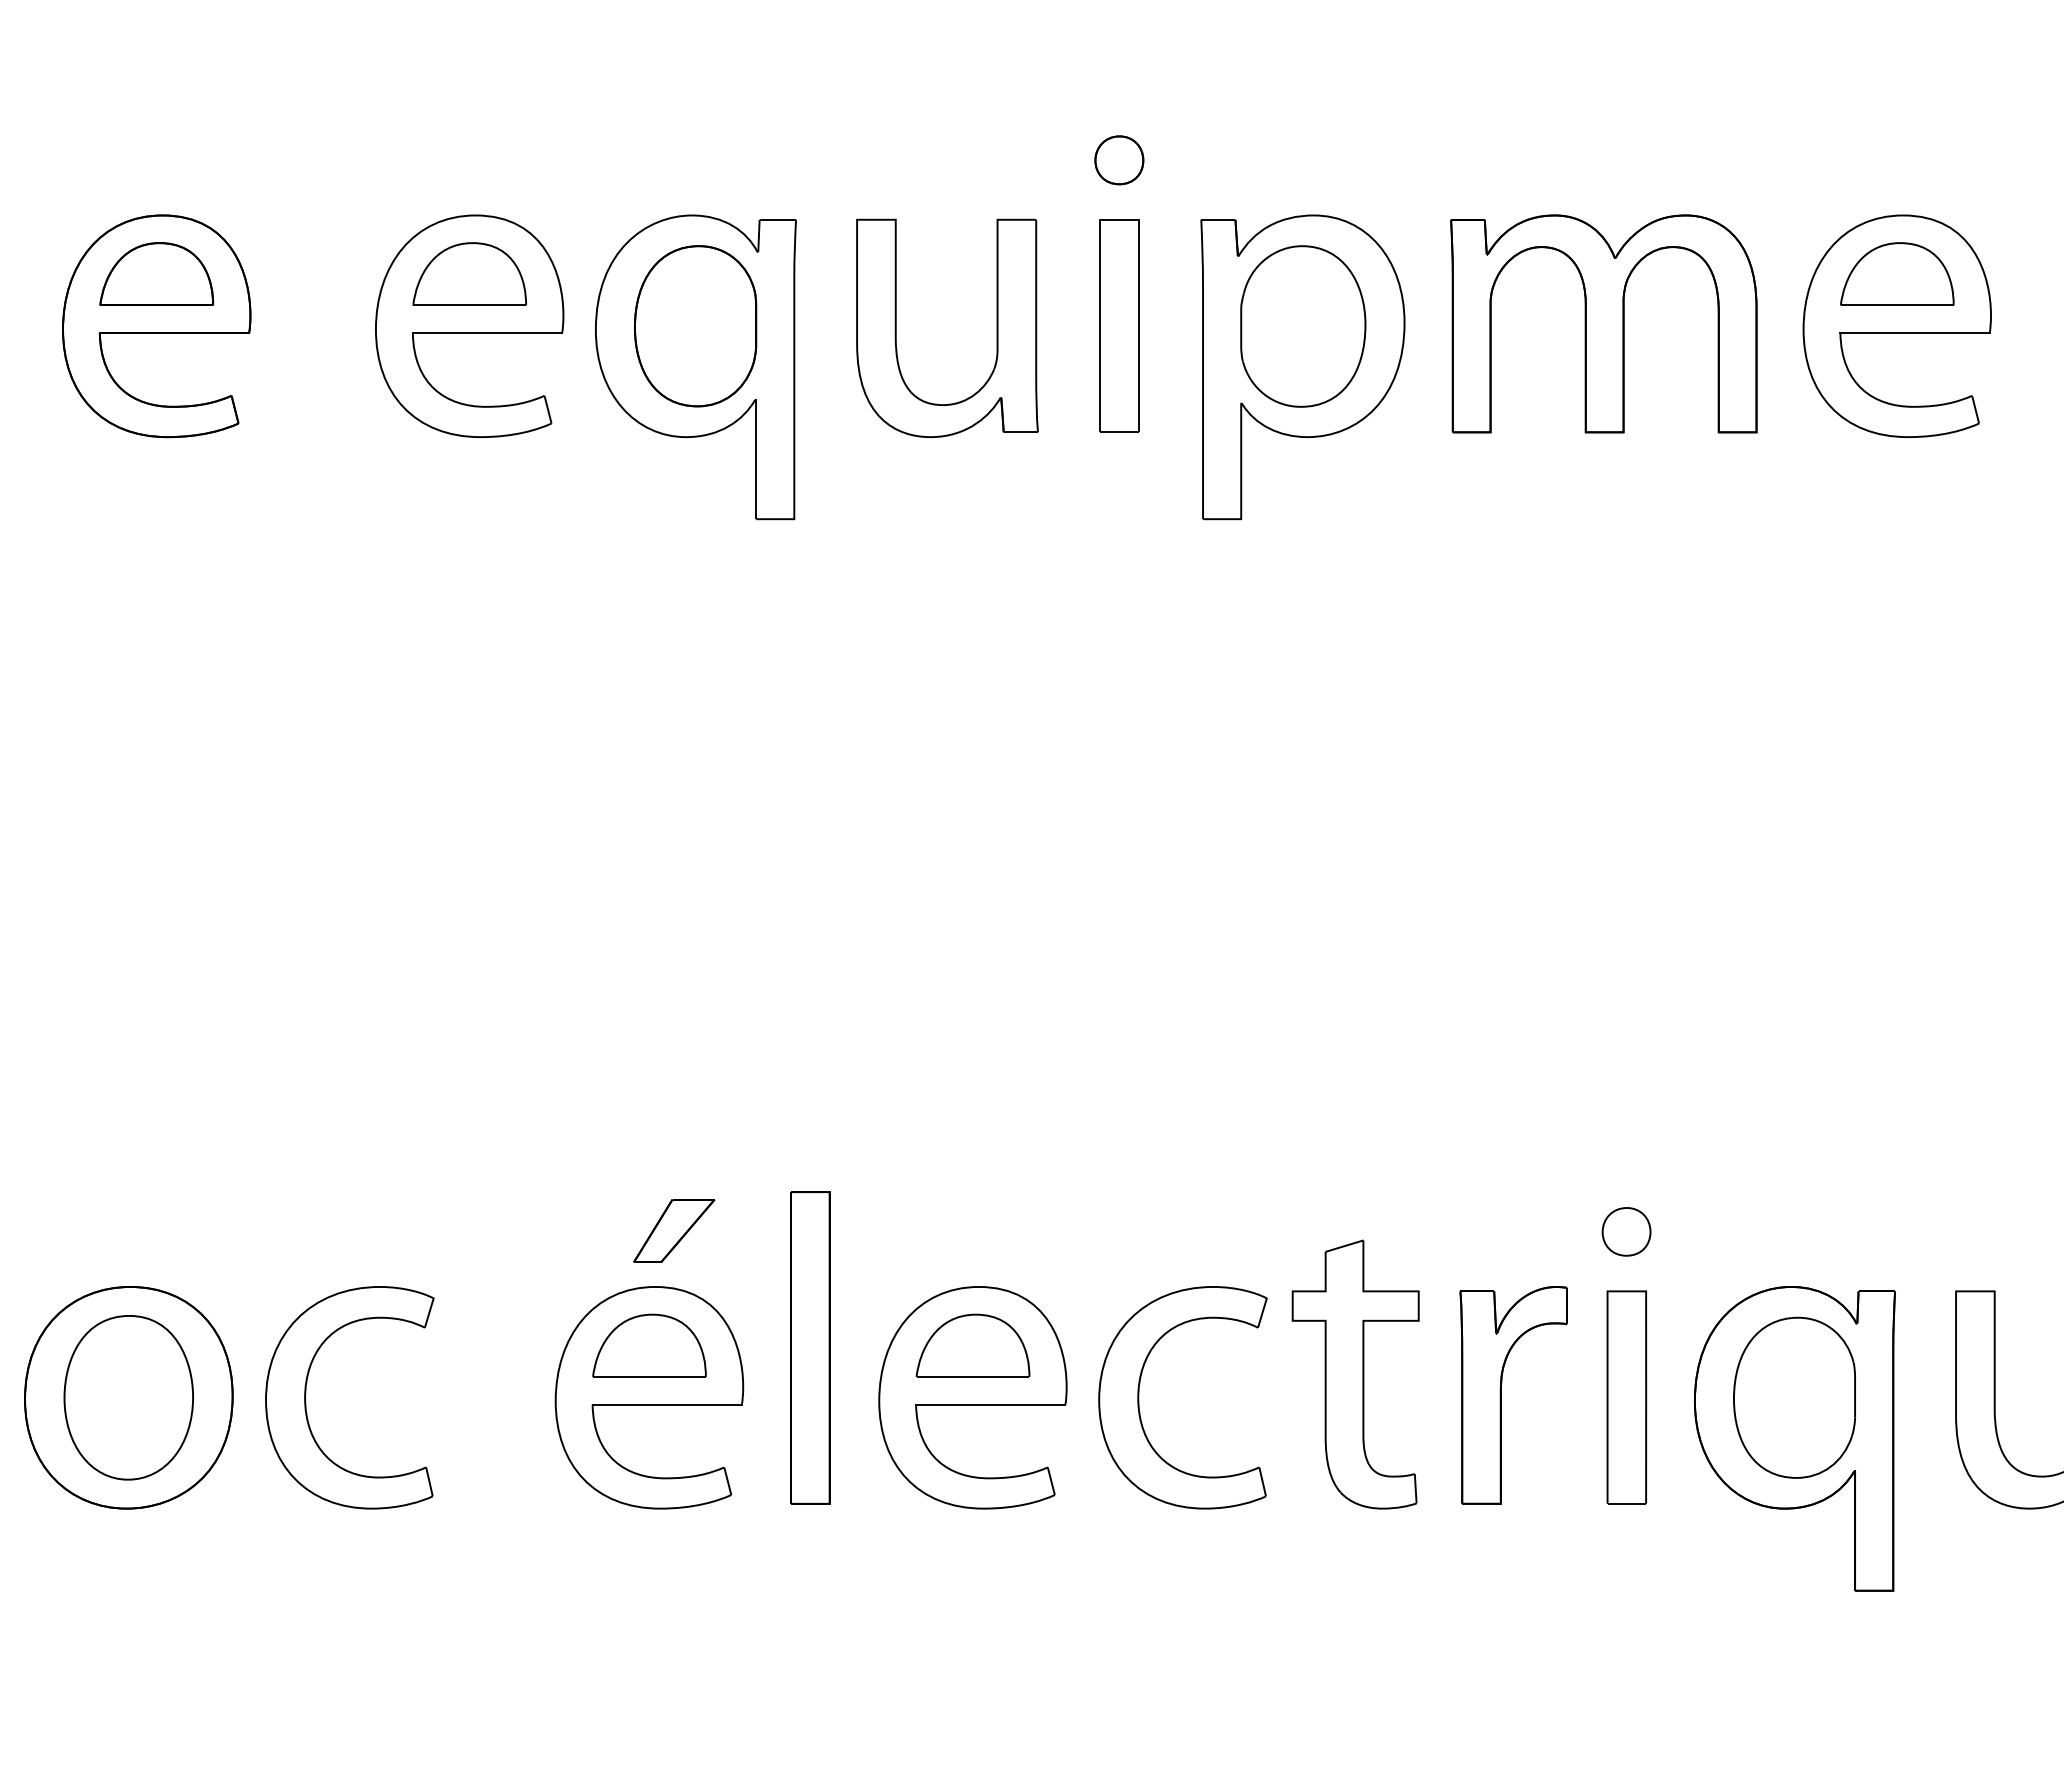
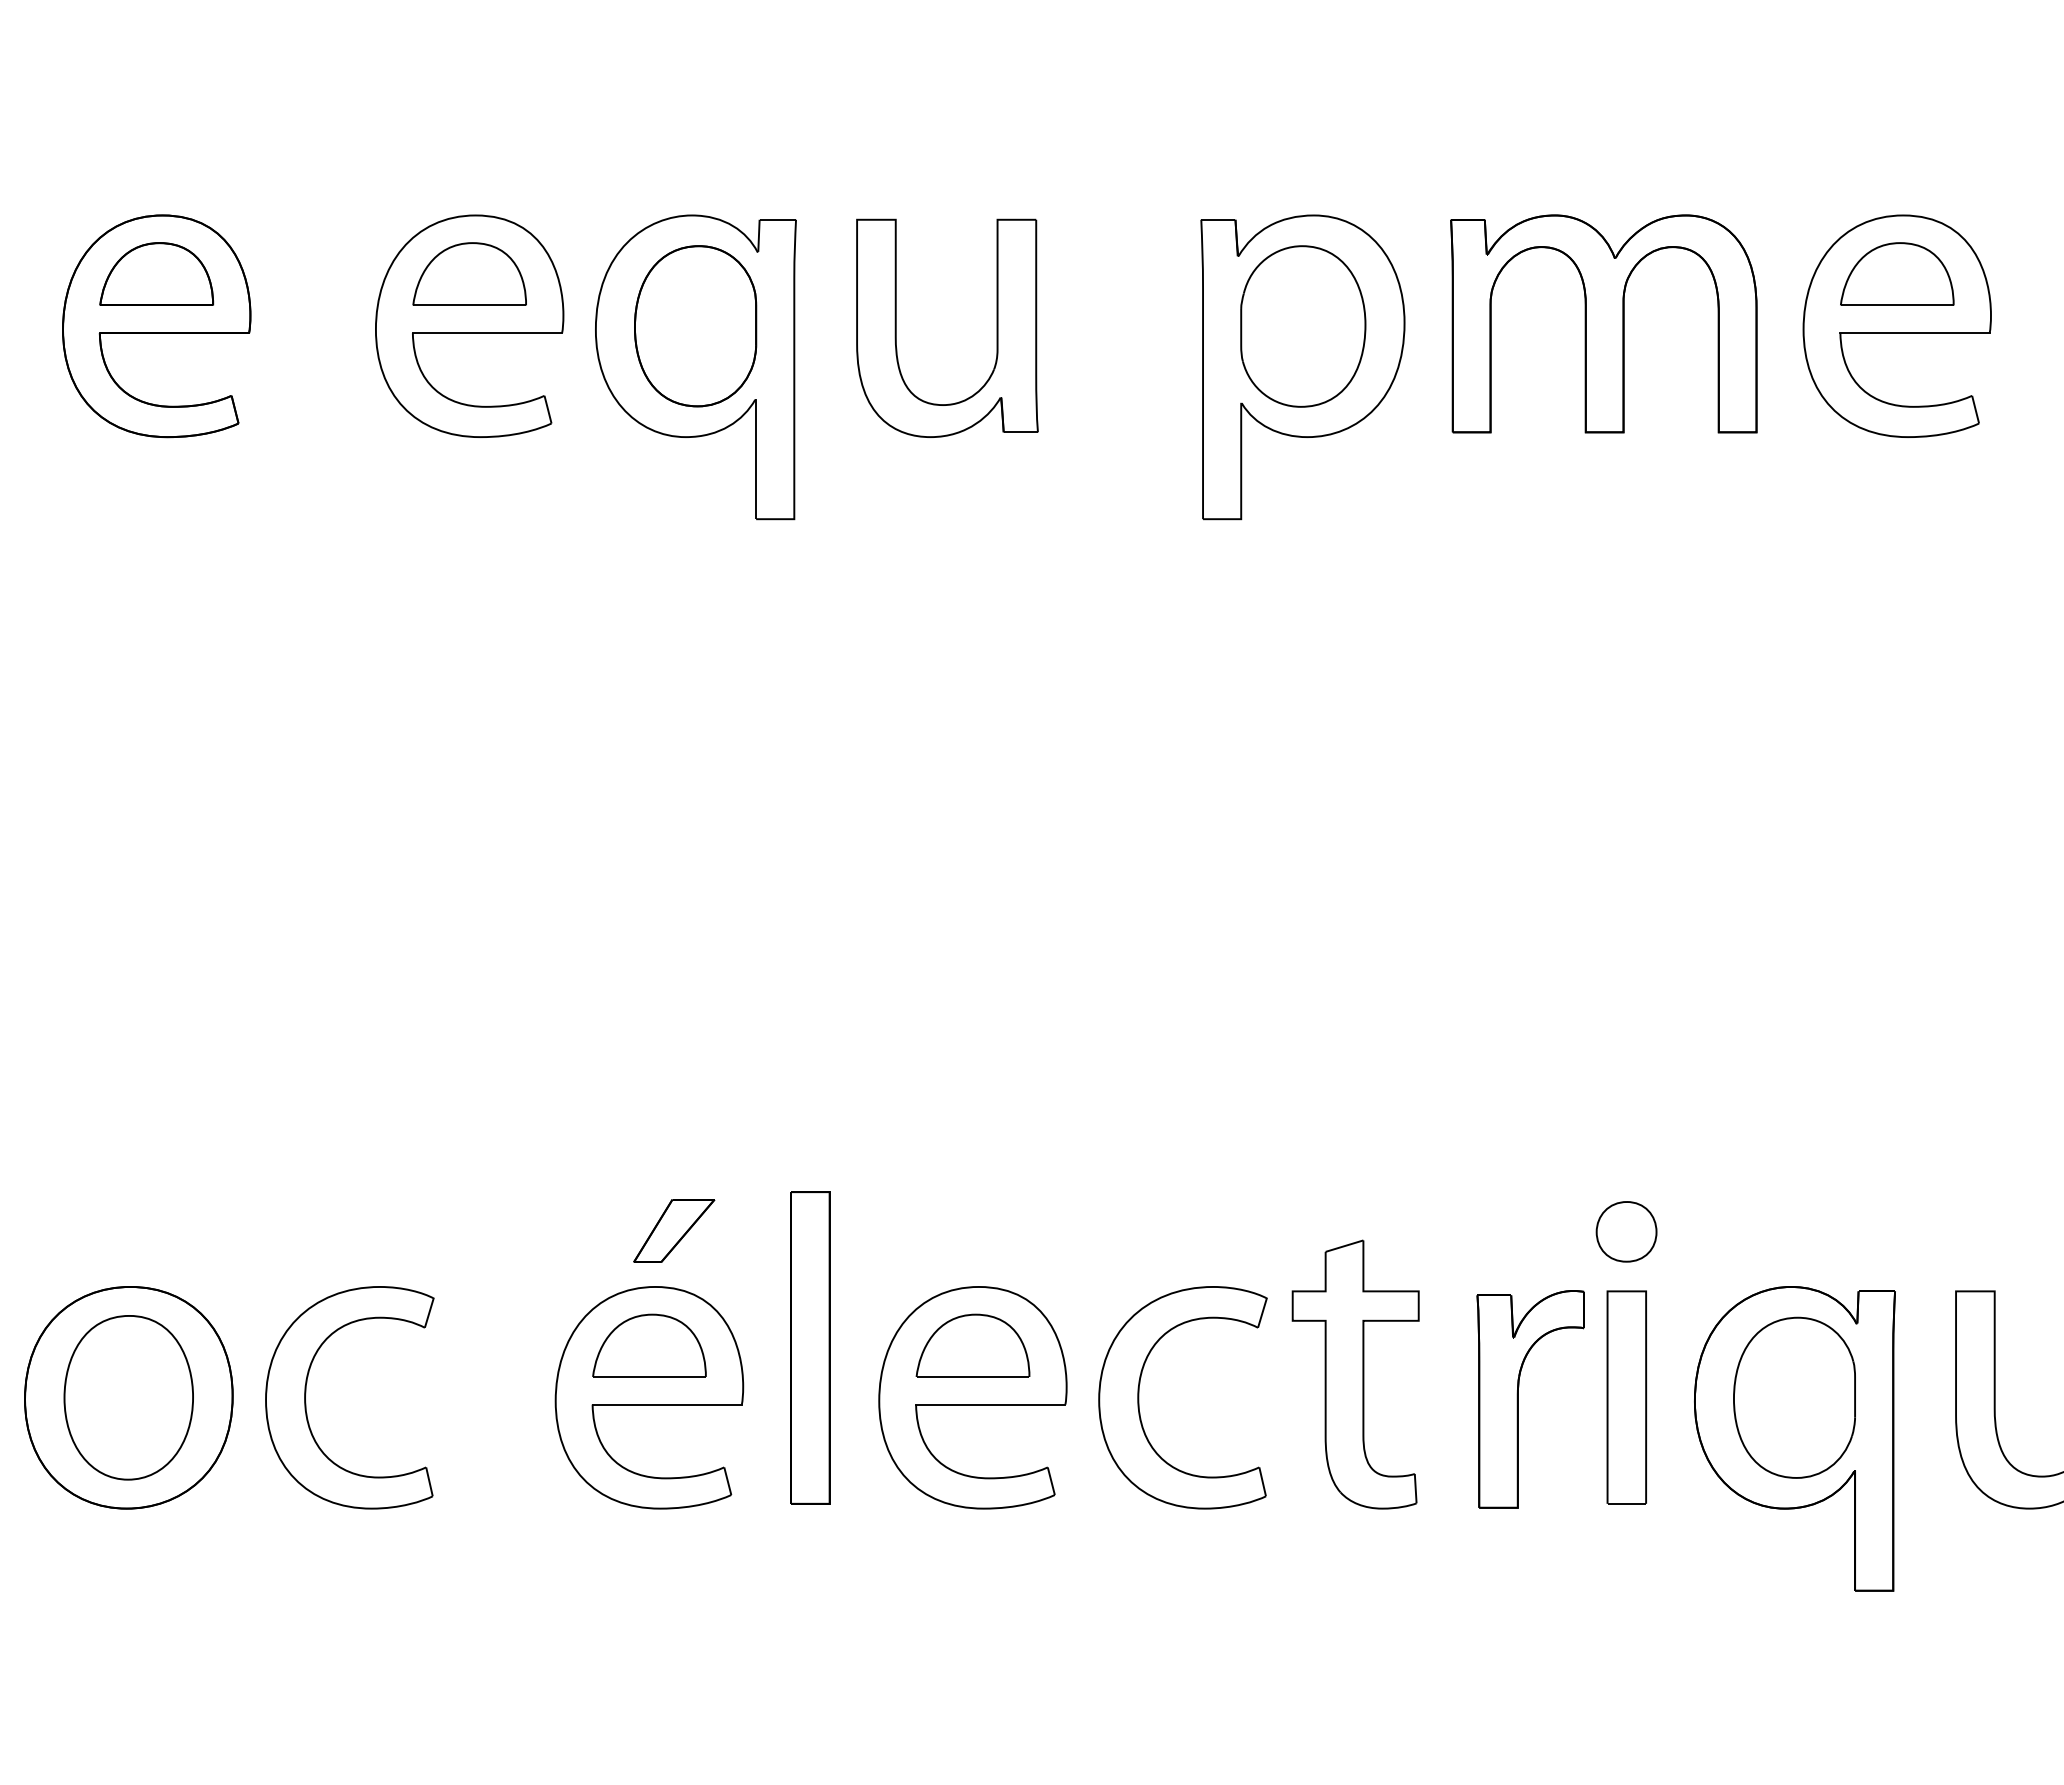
part: present -> none (1119, 160)
part: present -> none (1119, 325)
part size: 51x50 px -> 63x62 px (1626, 1231)
part position: (1501, 1395) -> (1518, 1399) (1518, 1399)
